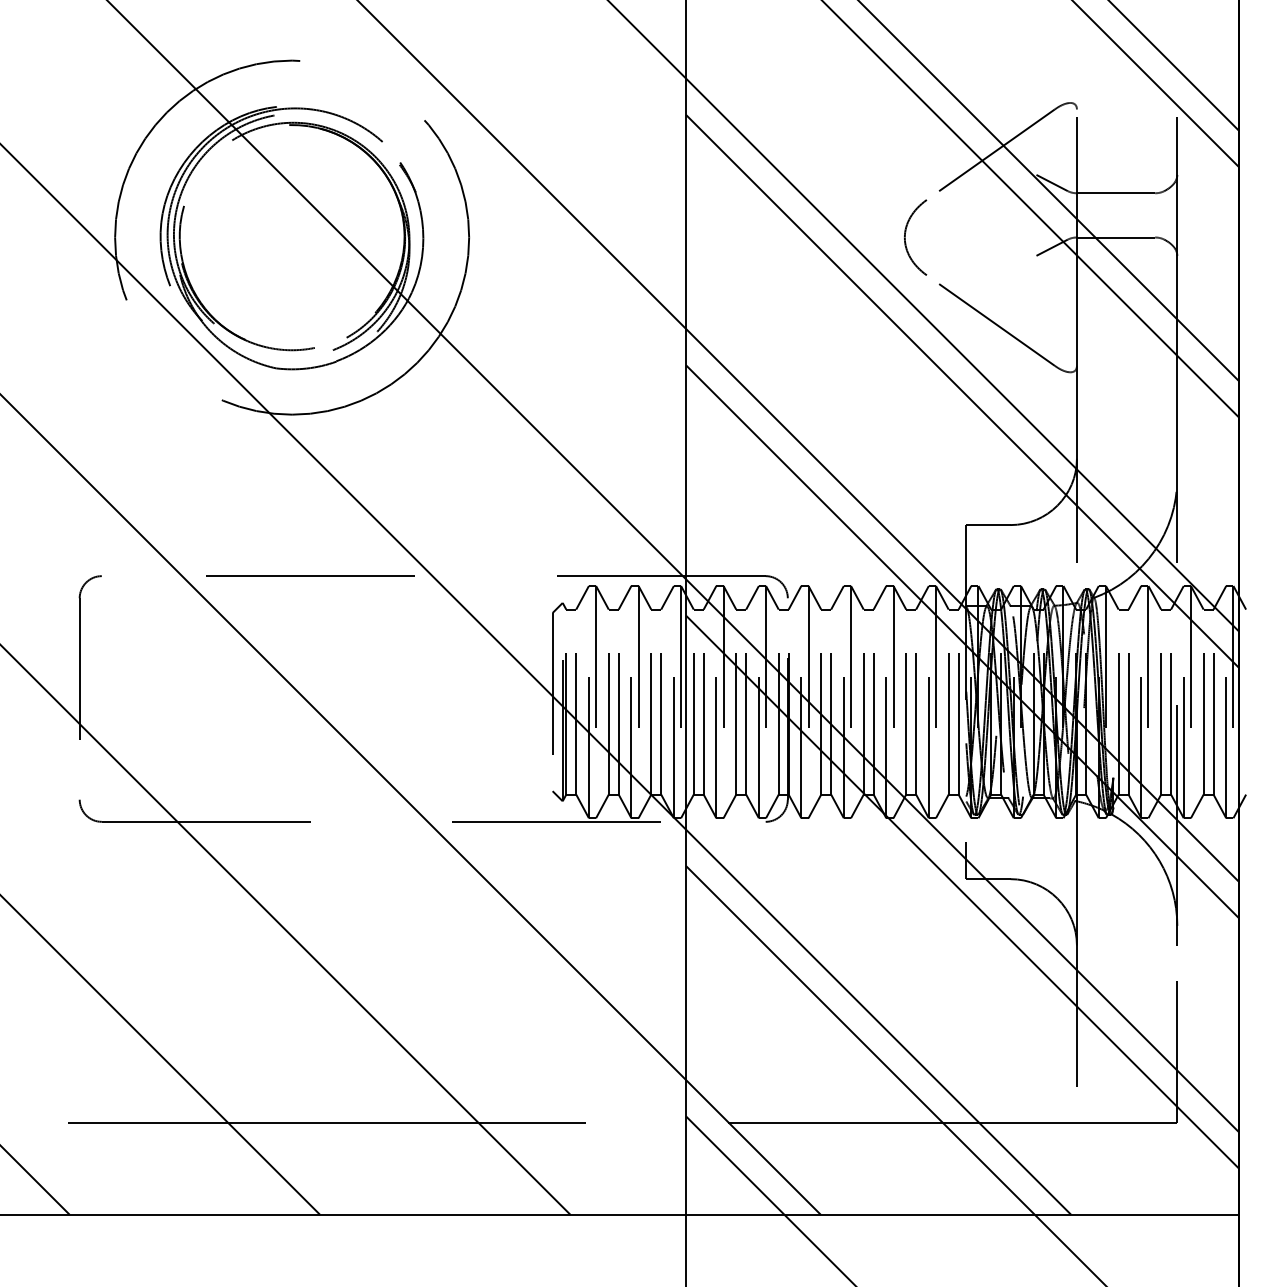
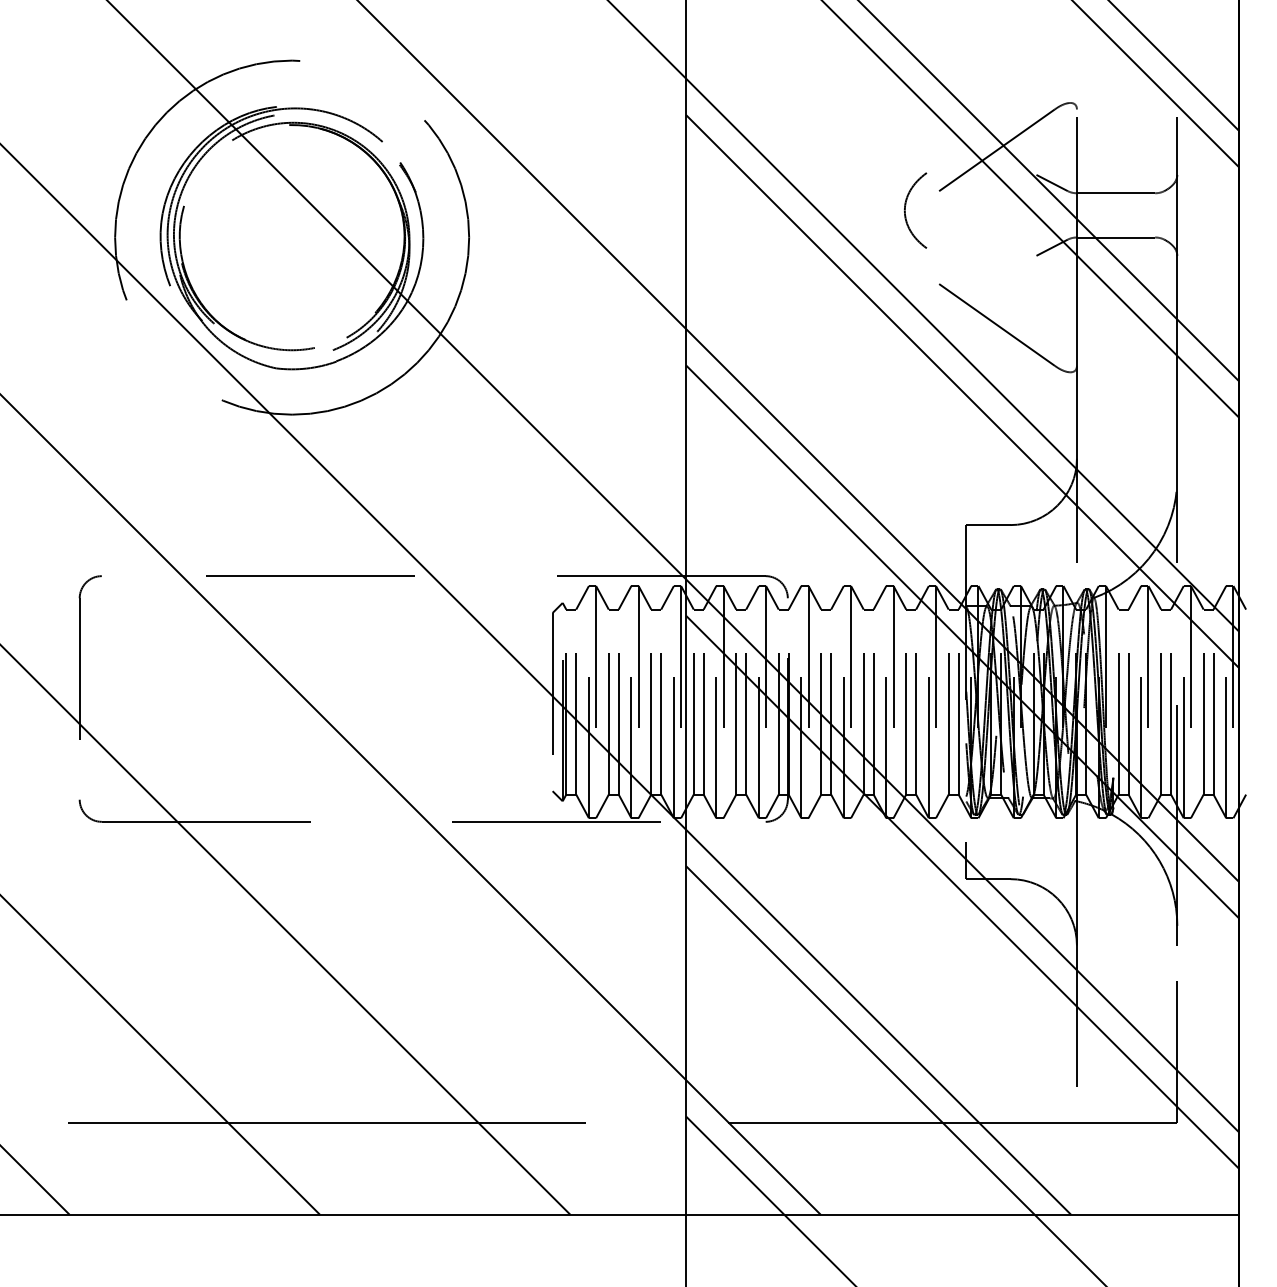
part position: (905, 237) -> (905, 210) (905, 210)
